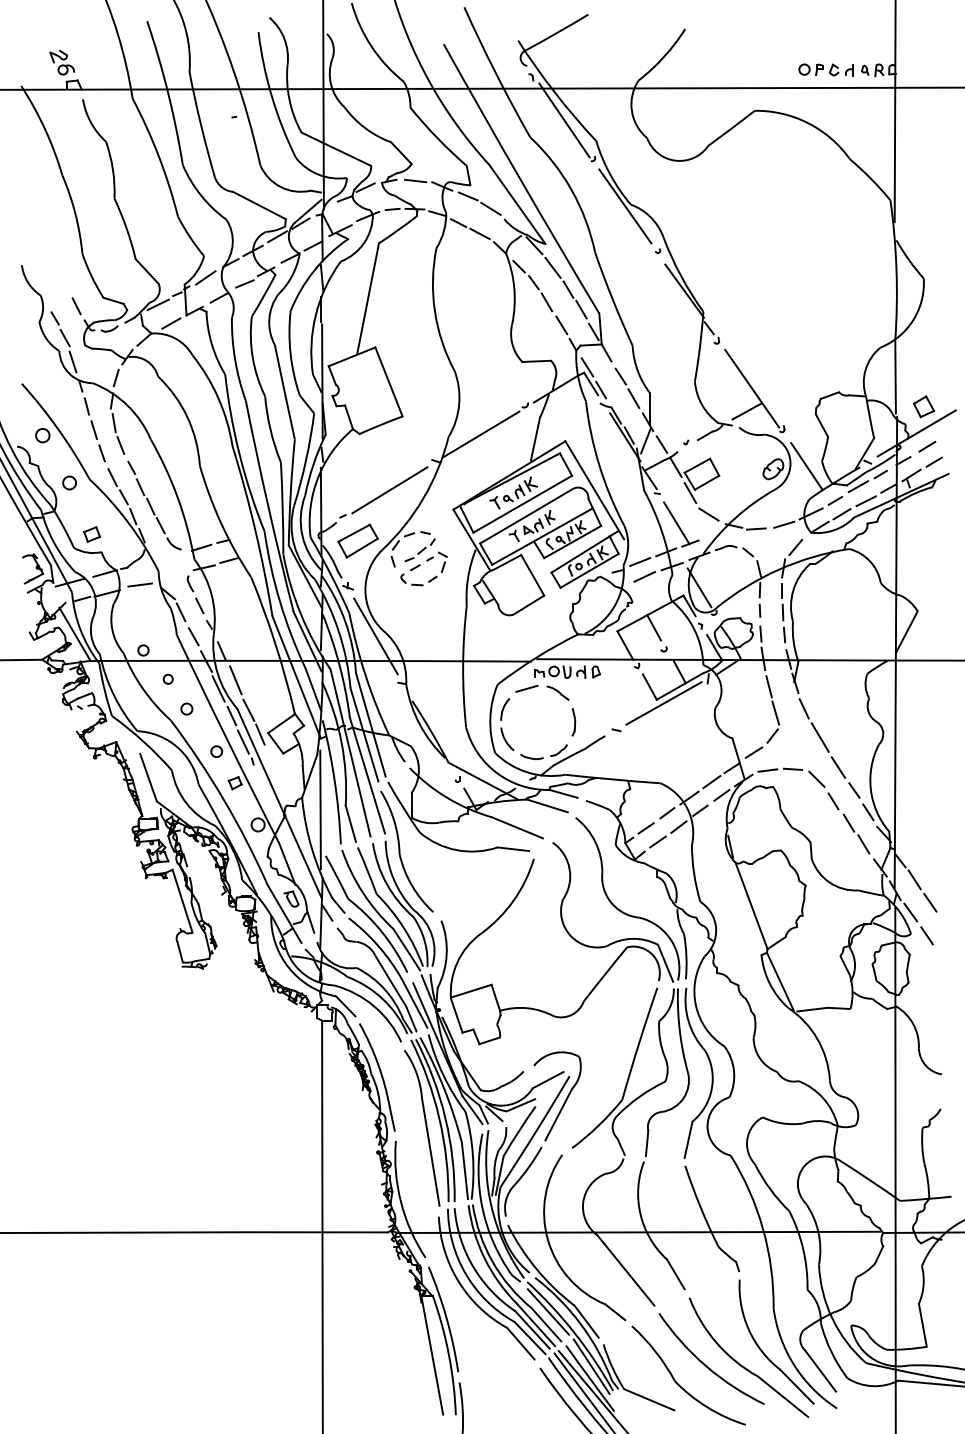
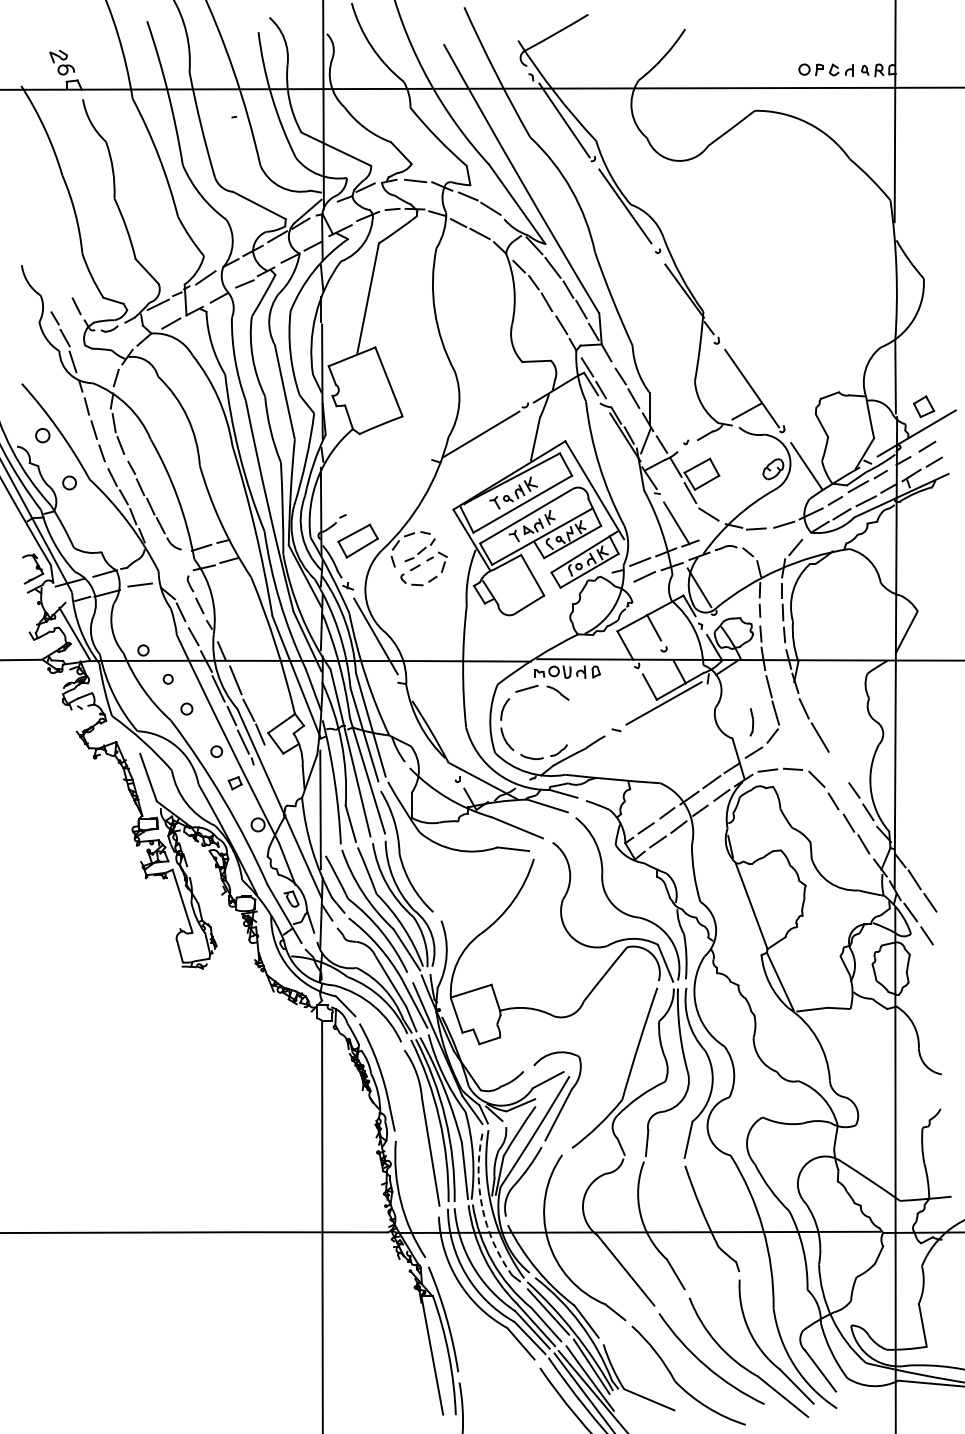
line: present -> none (389, 490)
part: present -> none (92, 534)
part position: (573, 722) -> (751, 722) (751, 722)
line: present -> none (838, 767)
arc: solid -> dashed (482, 1207)
